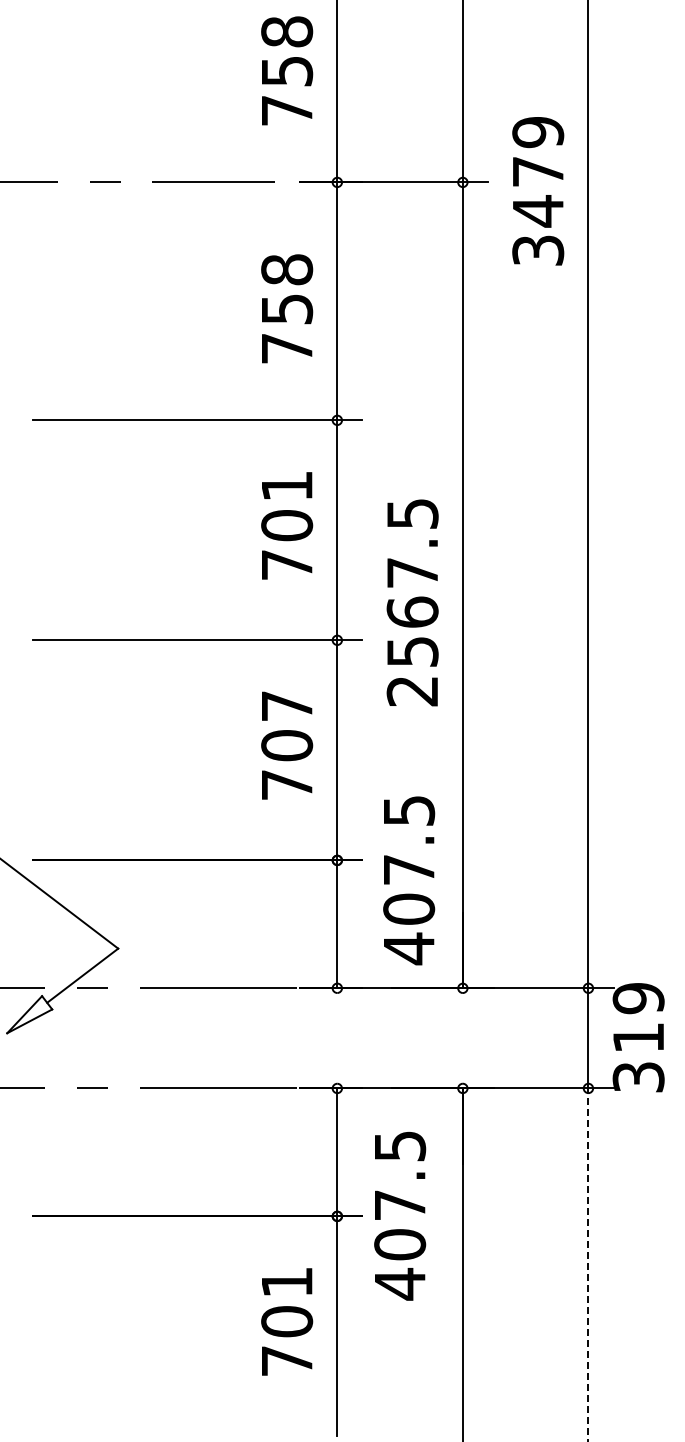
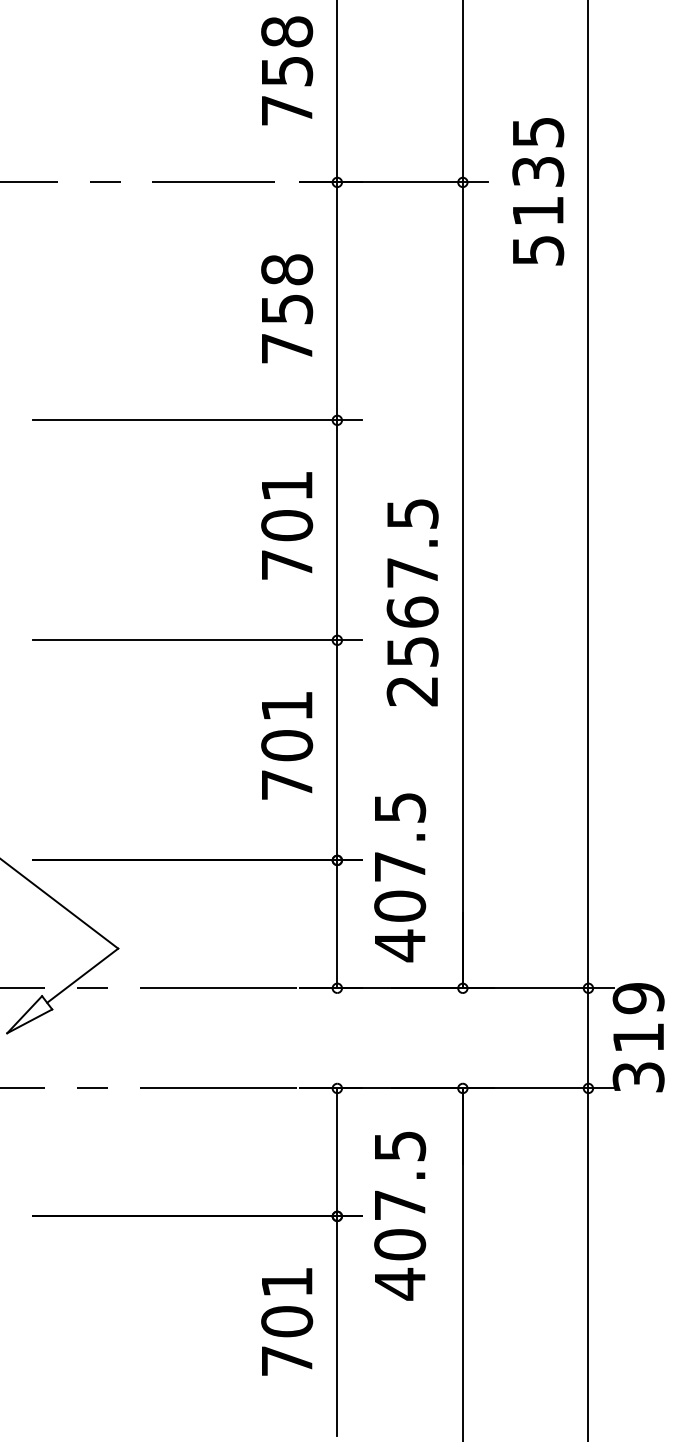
text: 3479 -> 5135 (538, 191)
text: 707 -> 701 (287, 705)
text position: (409, 880) -> (400, 877) (400, 877)
line: dashed -> solid (588, 1264)
